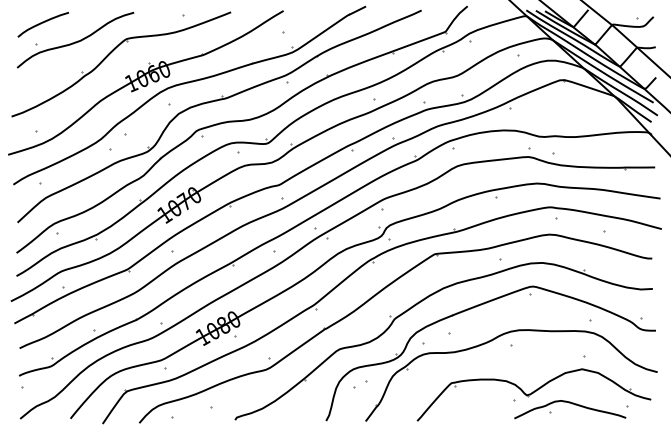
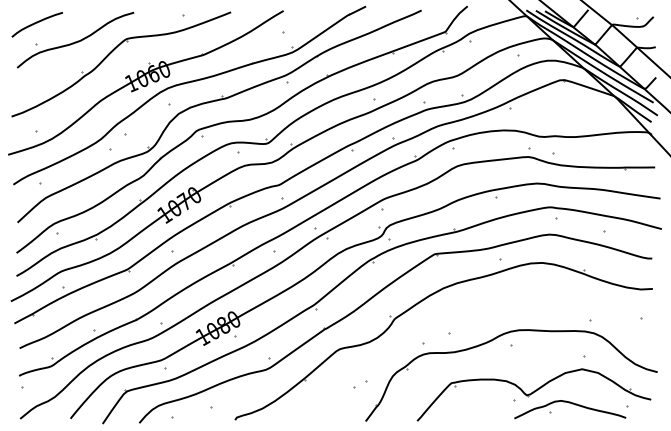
curve position: (42, 23) -> (36, 23) (36, 23)
part: present -> none (471, 309)
